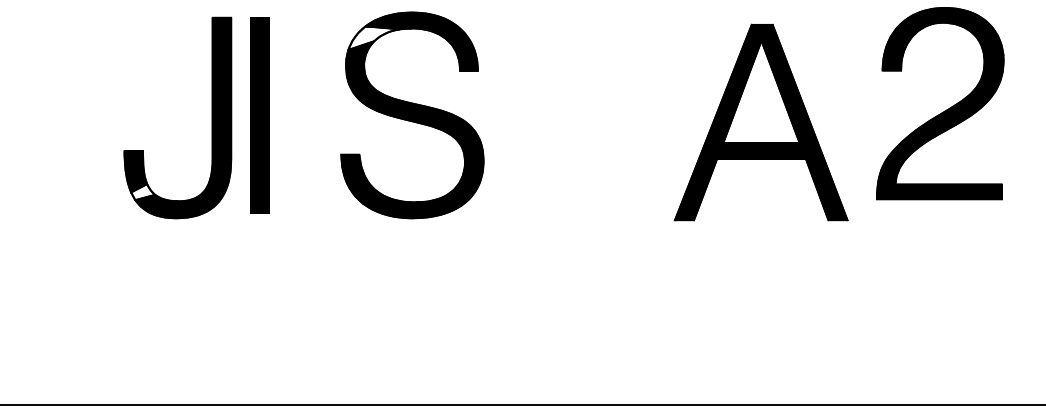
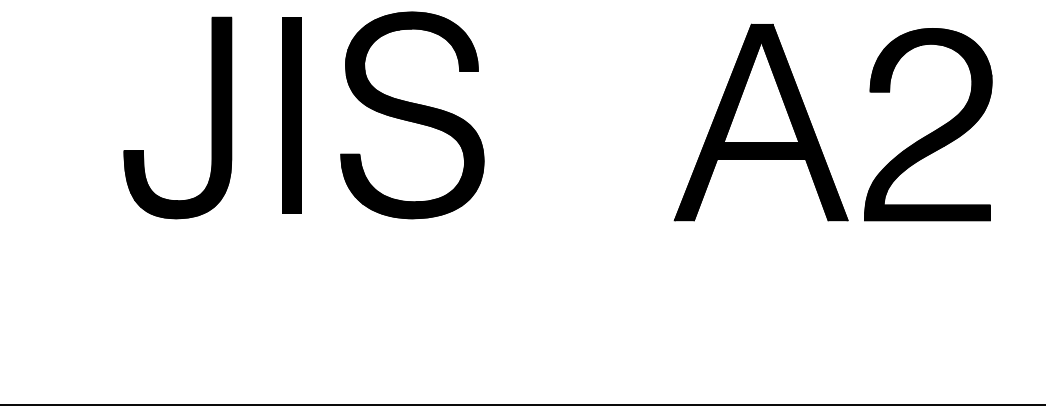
fill: none -> present (373, 37)
part position: (944, 110) -> (932, 131) (932, 131)
part position: (259, 115) -> (291, 115) (291, 115)
fill: none -> present (143, 192)
